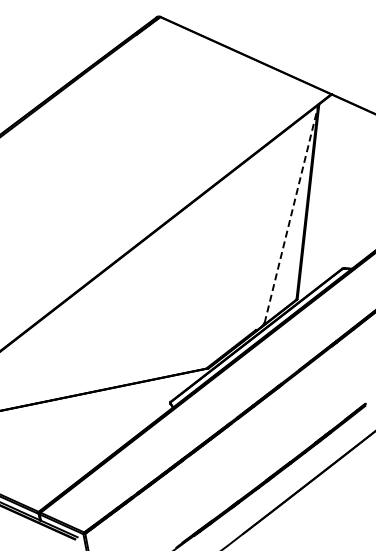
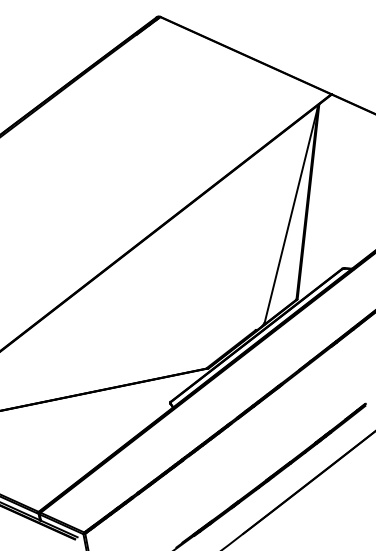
line: dashed -> solid (291, 215)
